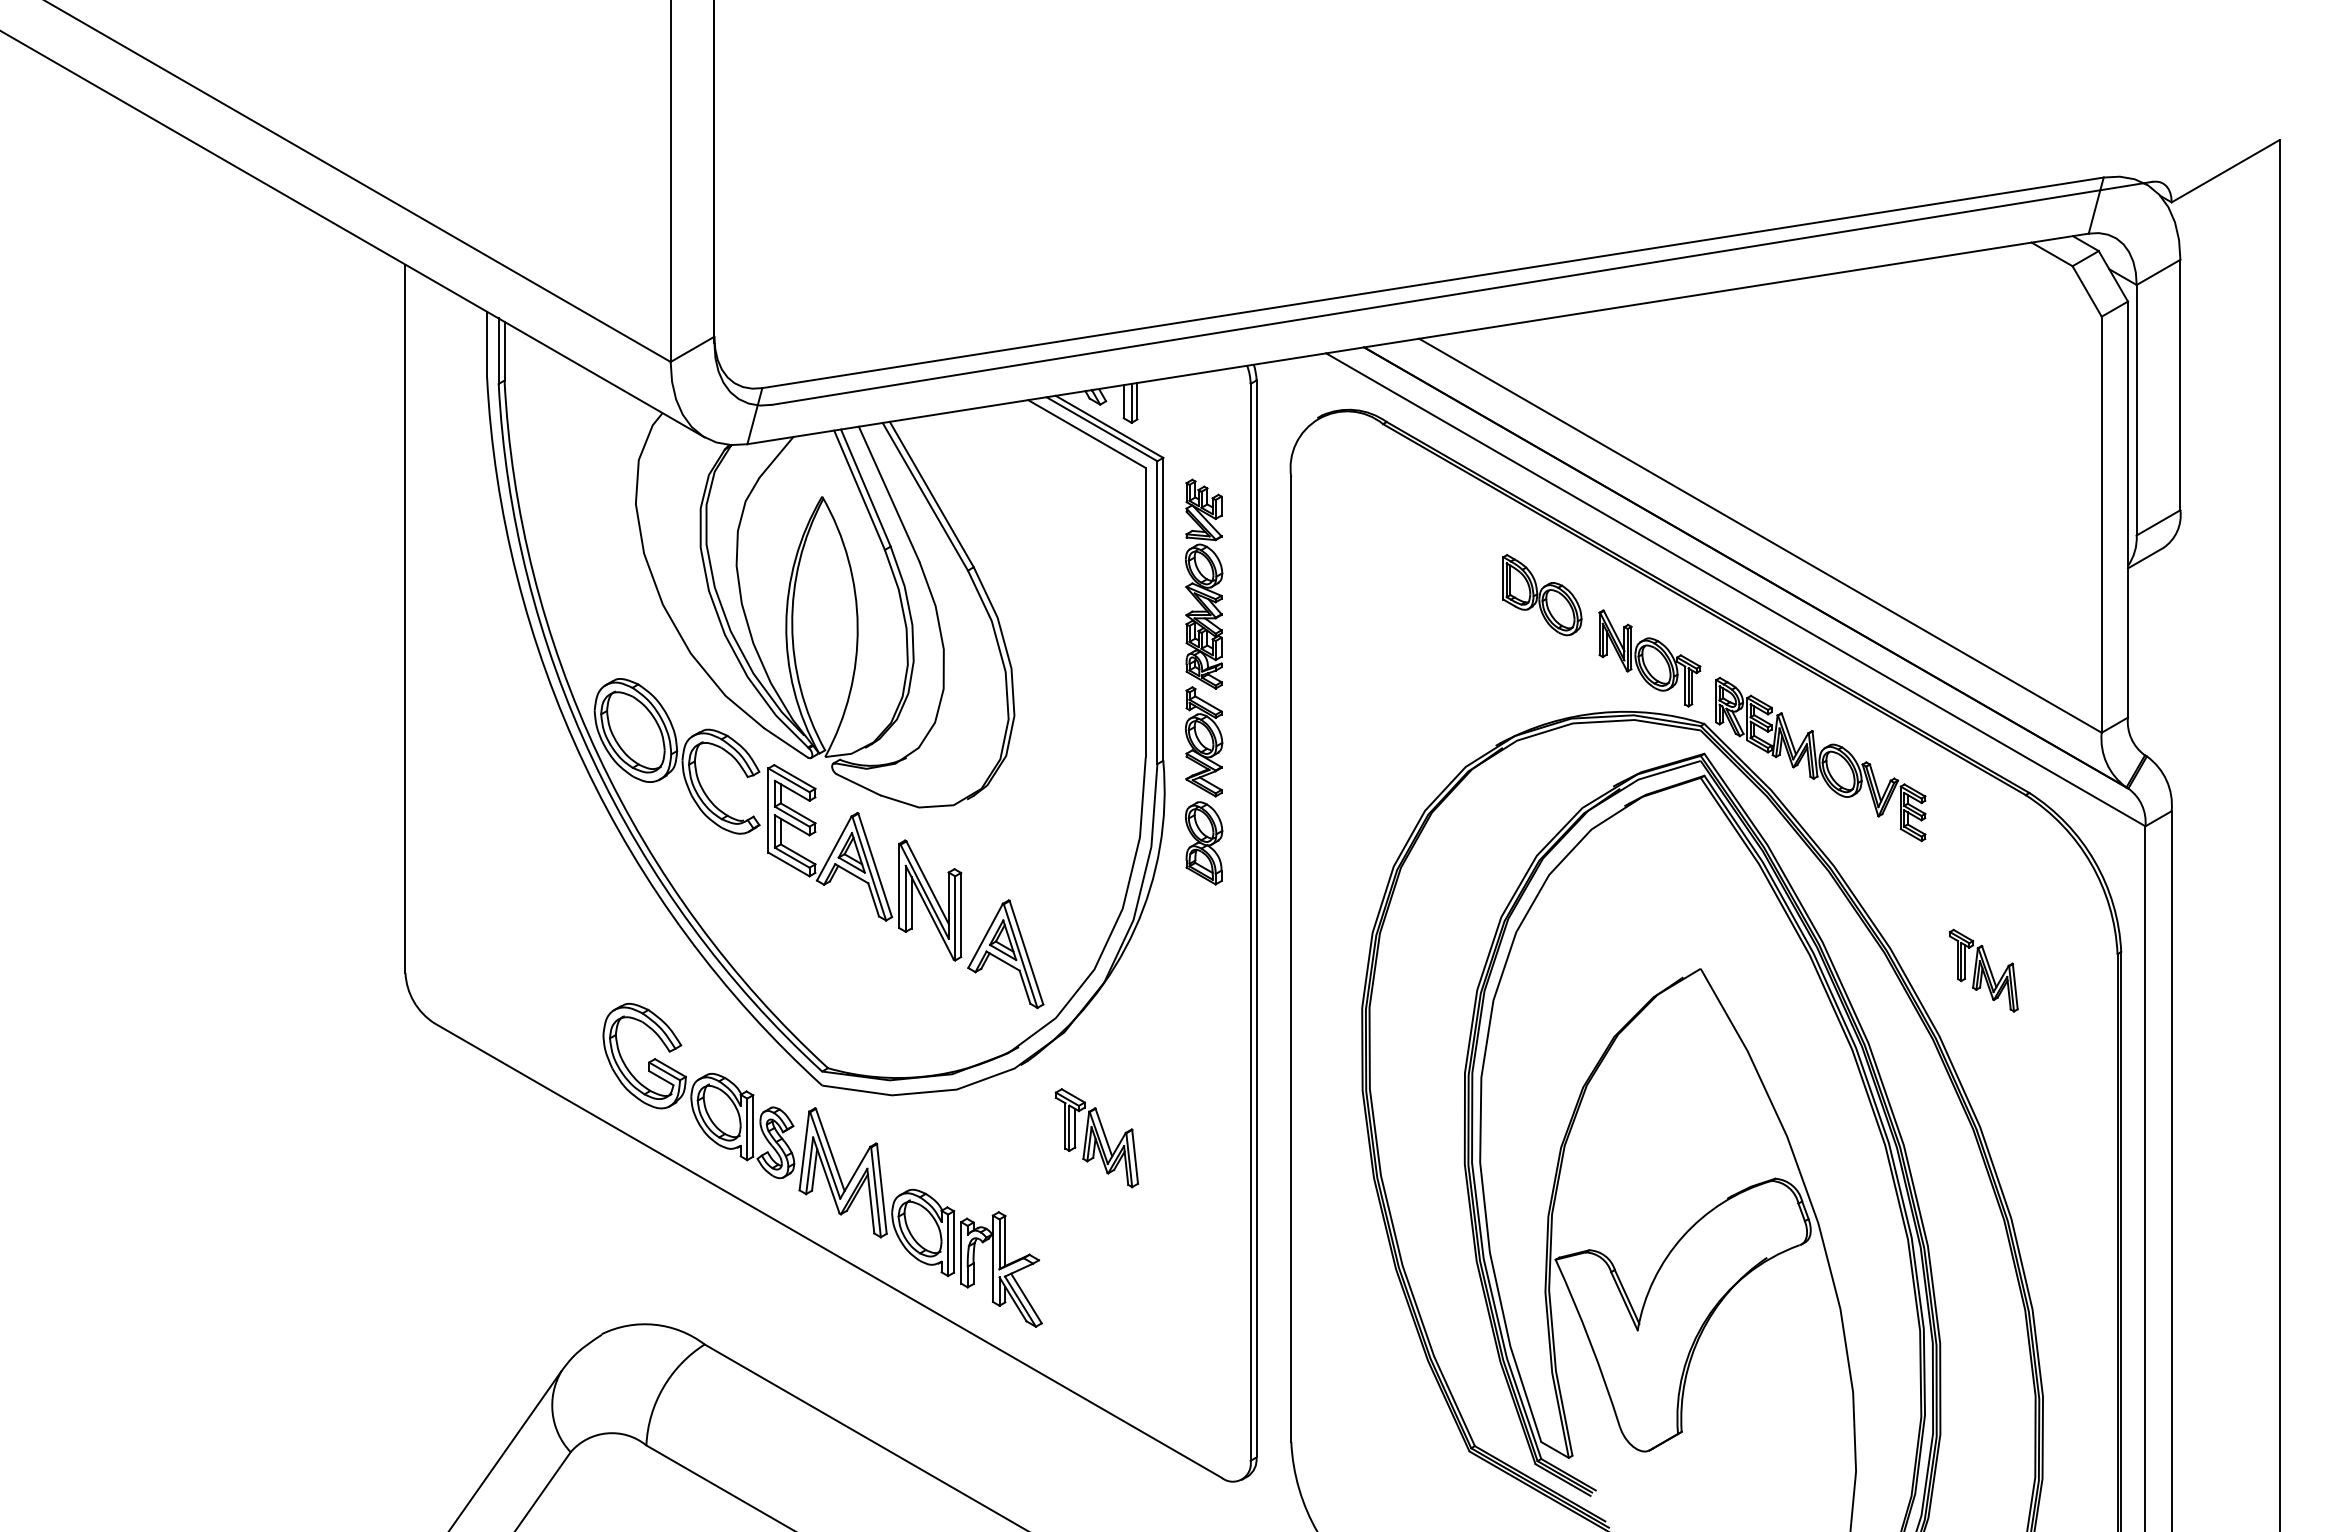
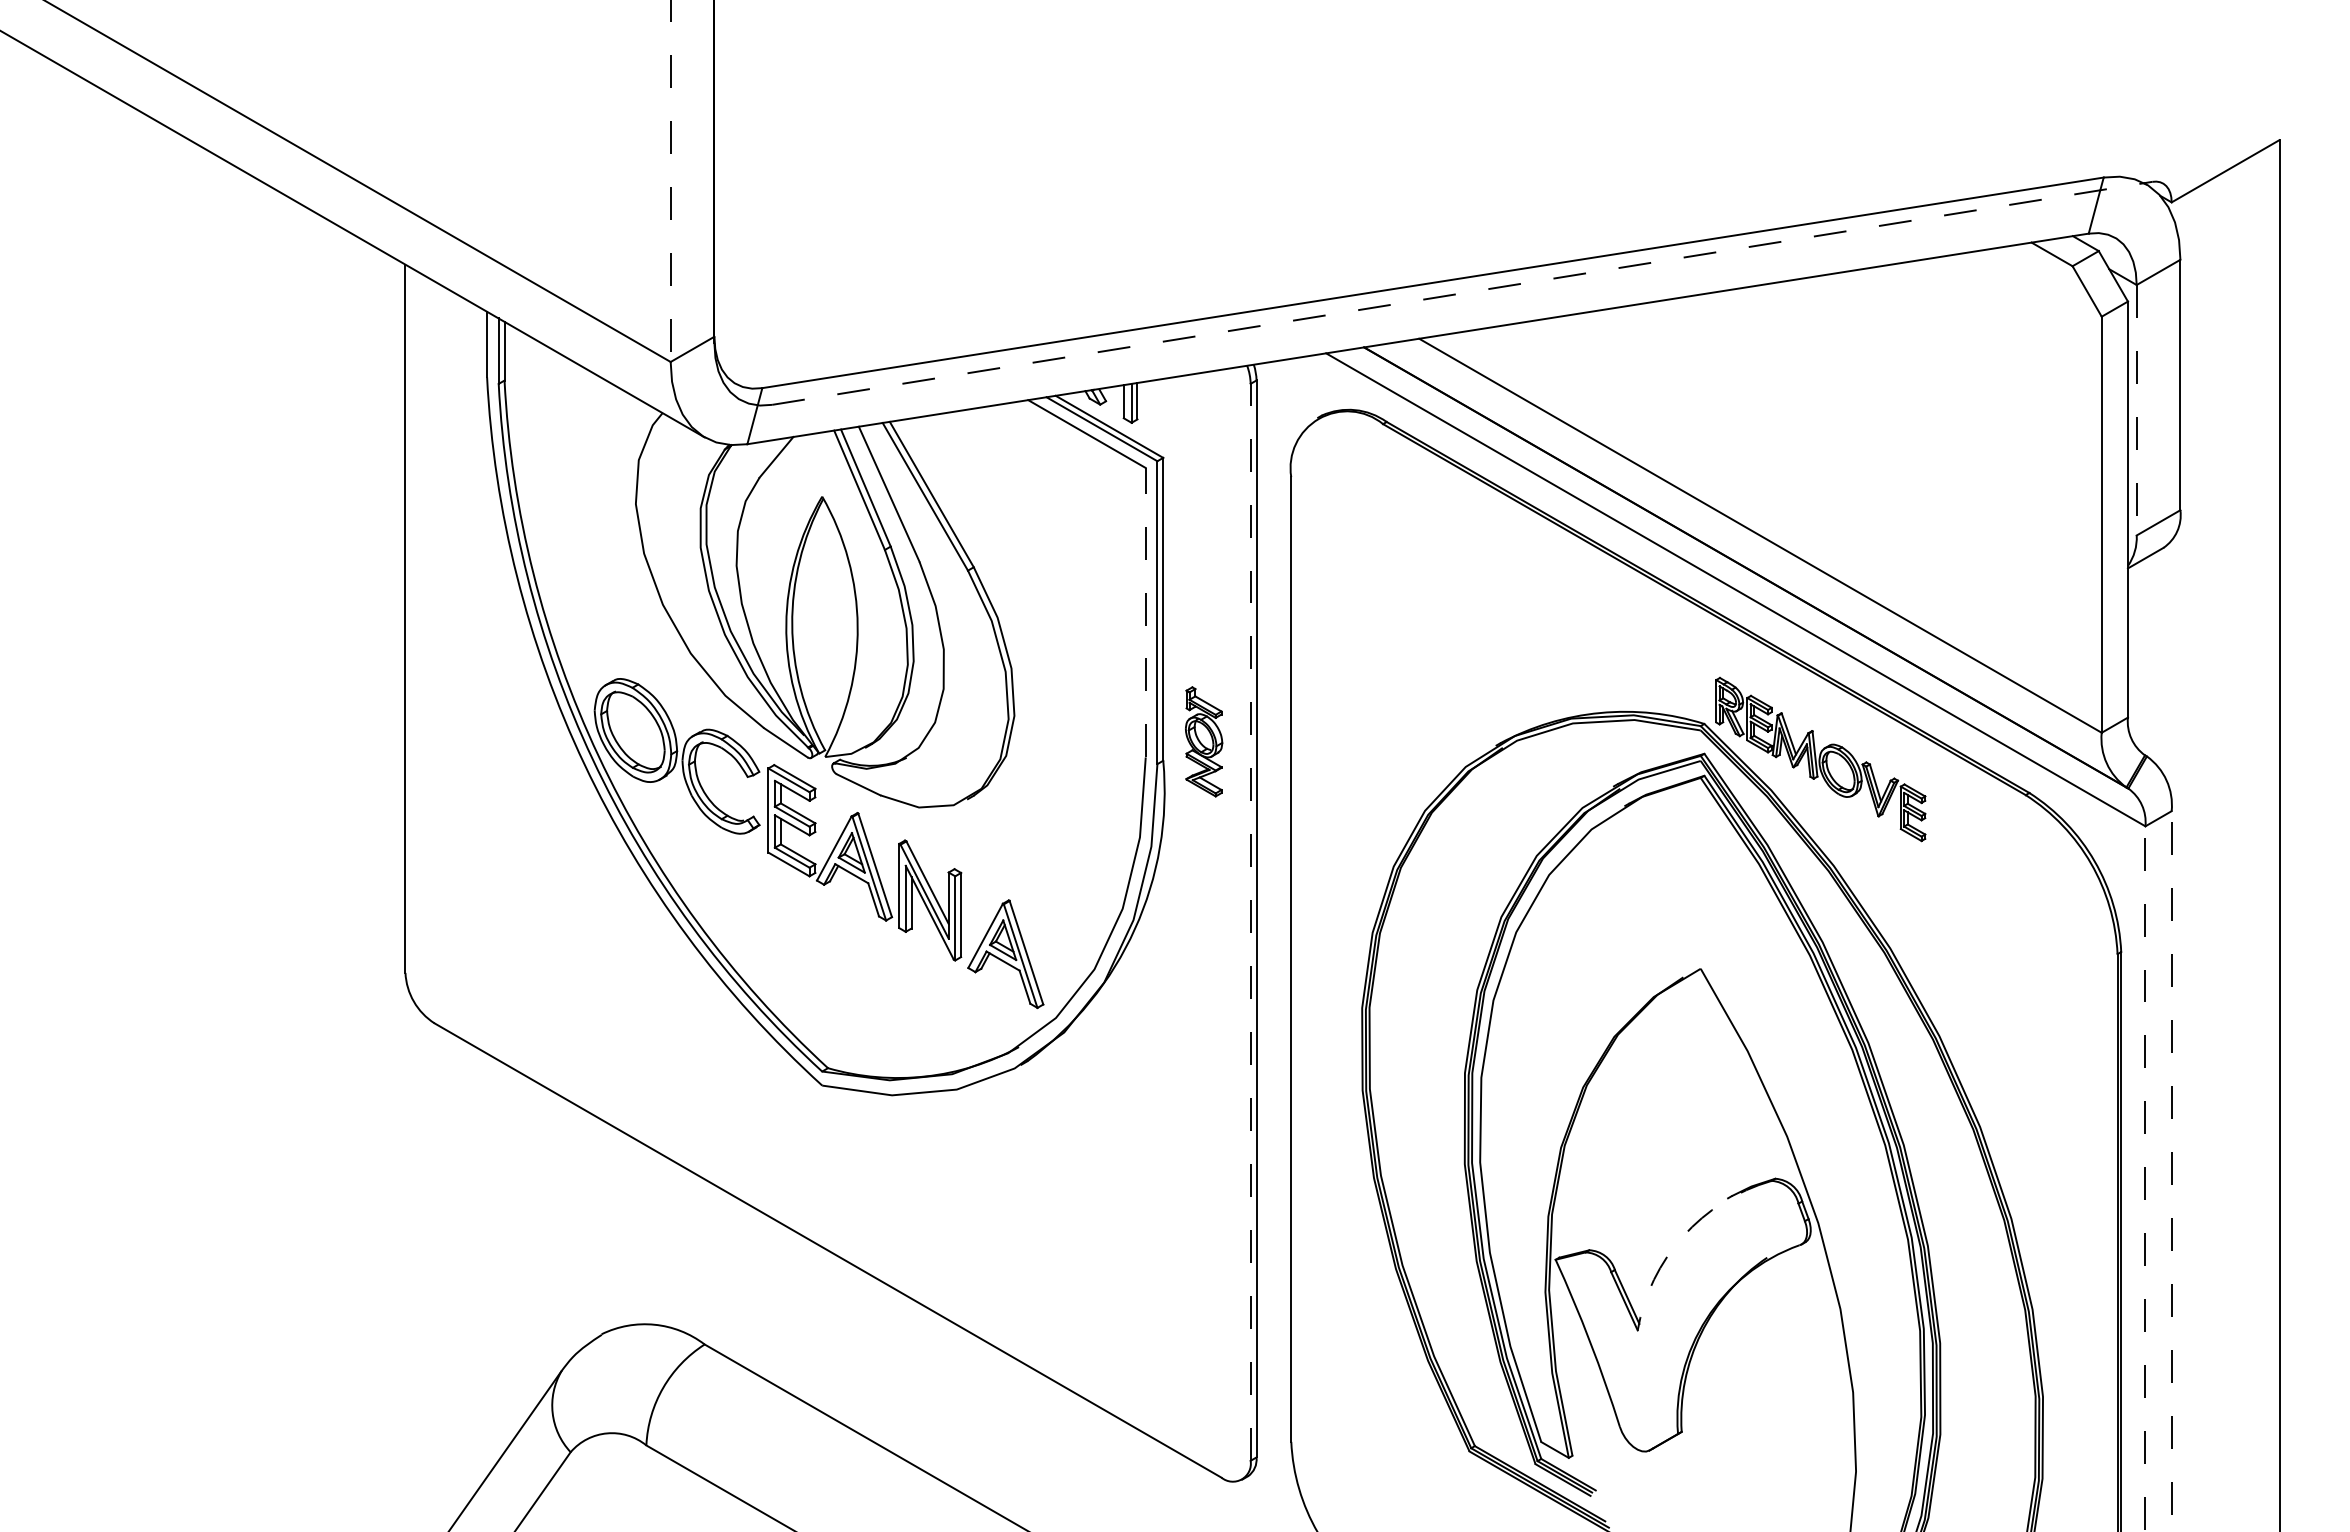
line: solid -> dashed (670, 181)
line: solid -> dashed (1462, 293)
line: solid -> dashed (2136, 410)
part: present -> none (1204, 583)
part: present -> none (1542, 595)
line: solid -> dashed (1145, 612)
part: present -> none (1649, 658)
part: present -> none (1204, 843)
line: solid -> dashed (1250, 921)
part: present -> none (1983, 970)
part: present -> none (1096, 1138)
part: present -> none (822, 1164)
line: solid -> dashed (2171, 1171)
line: solid -> dashed (2145, 1178)
arc: solid -> dashed (1683, 1236)
